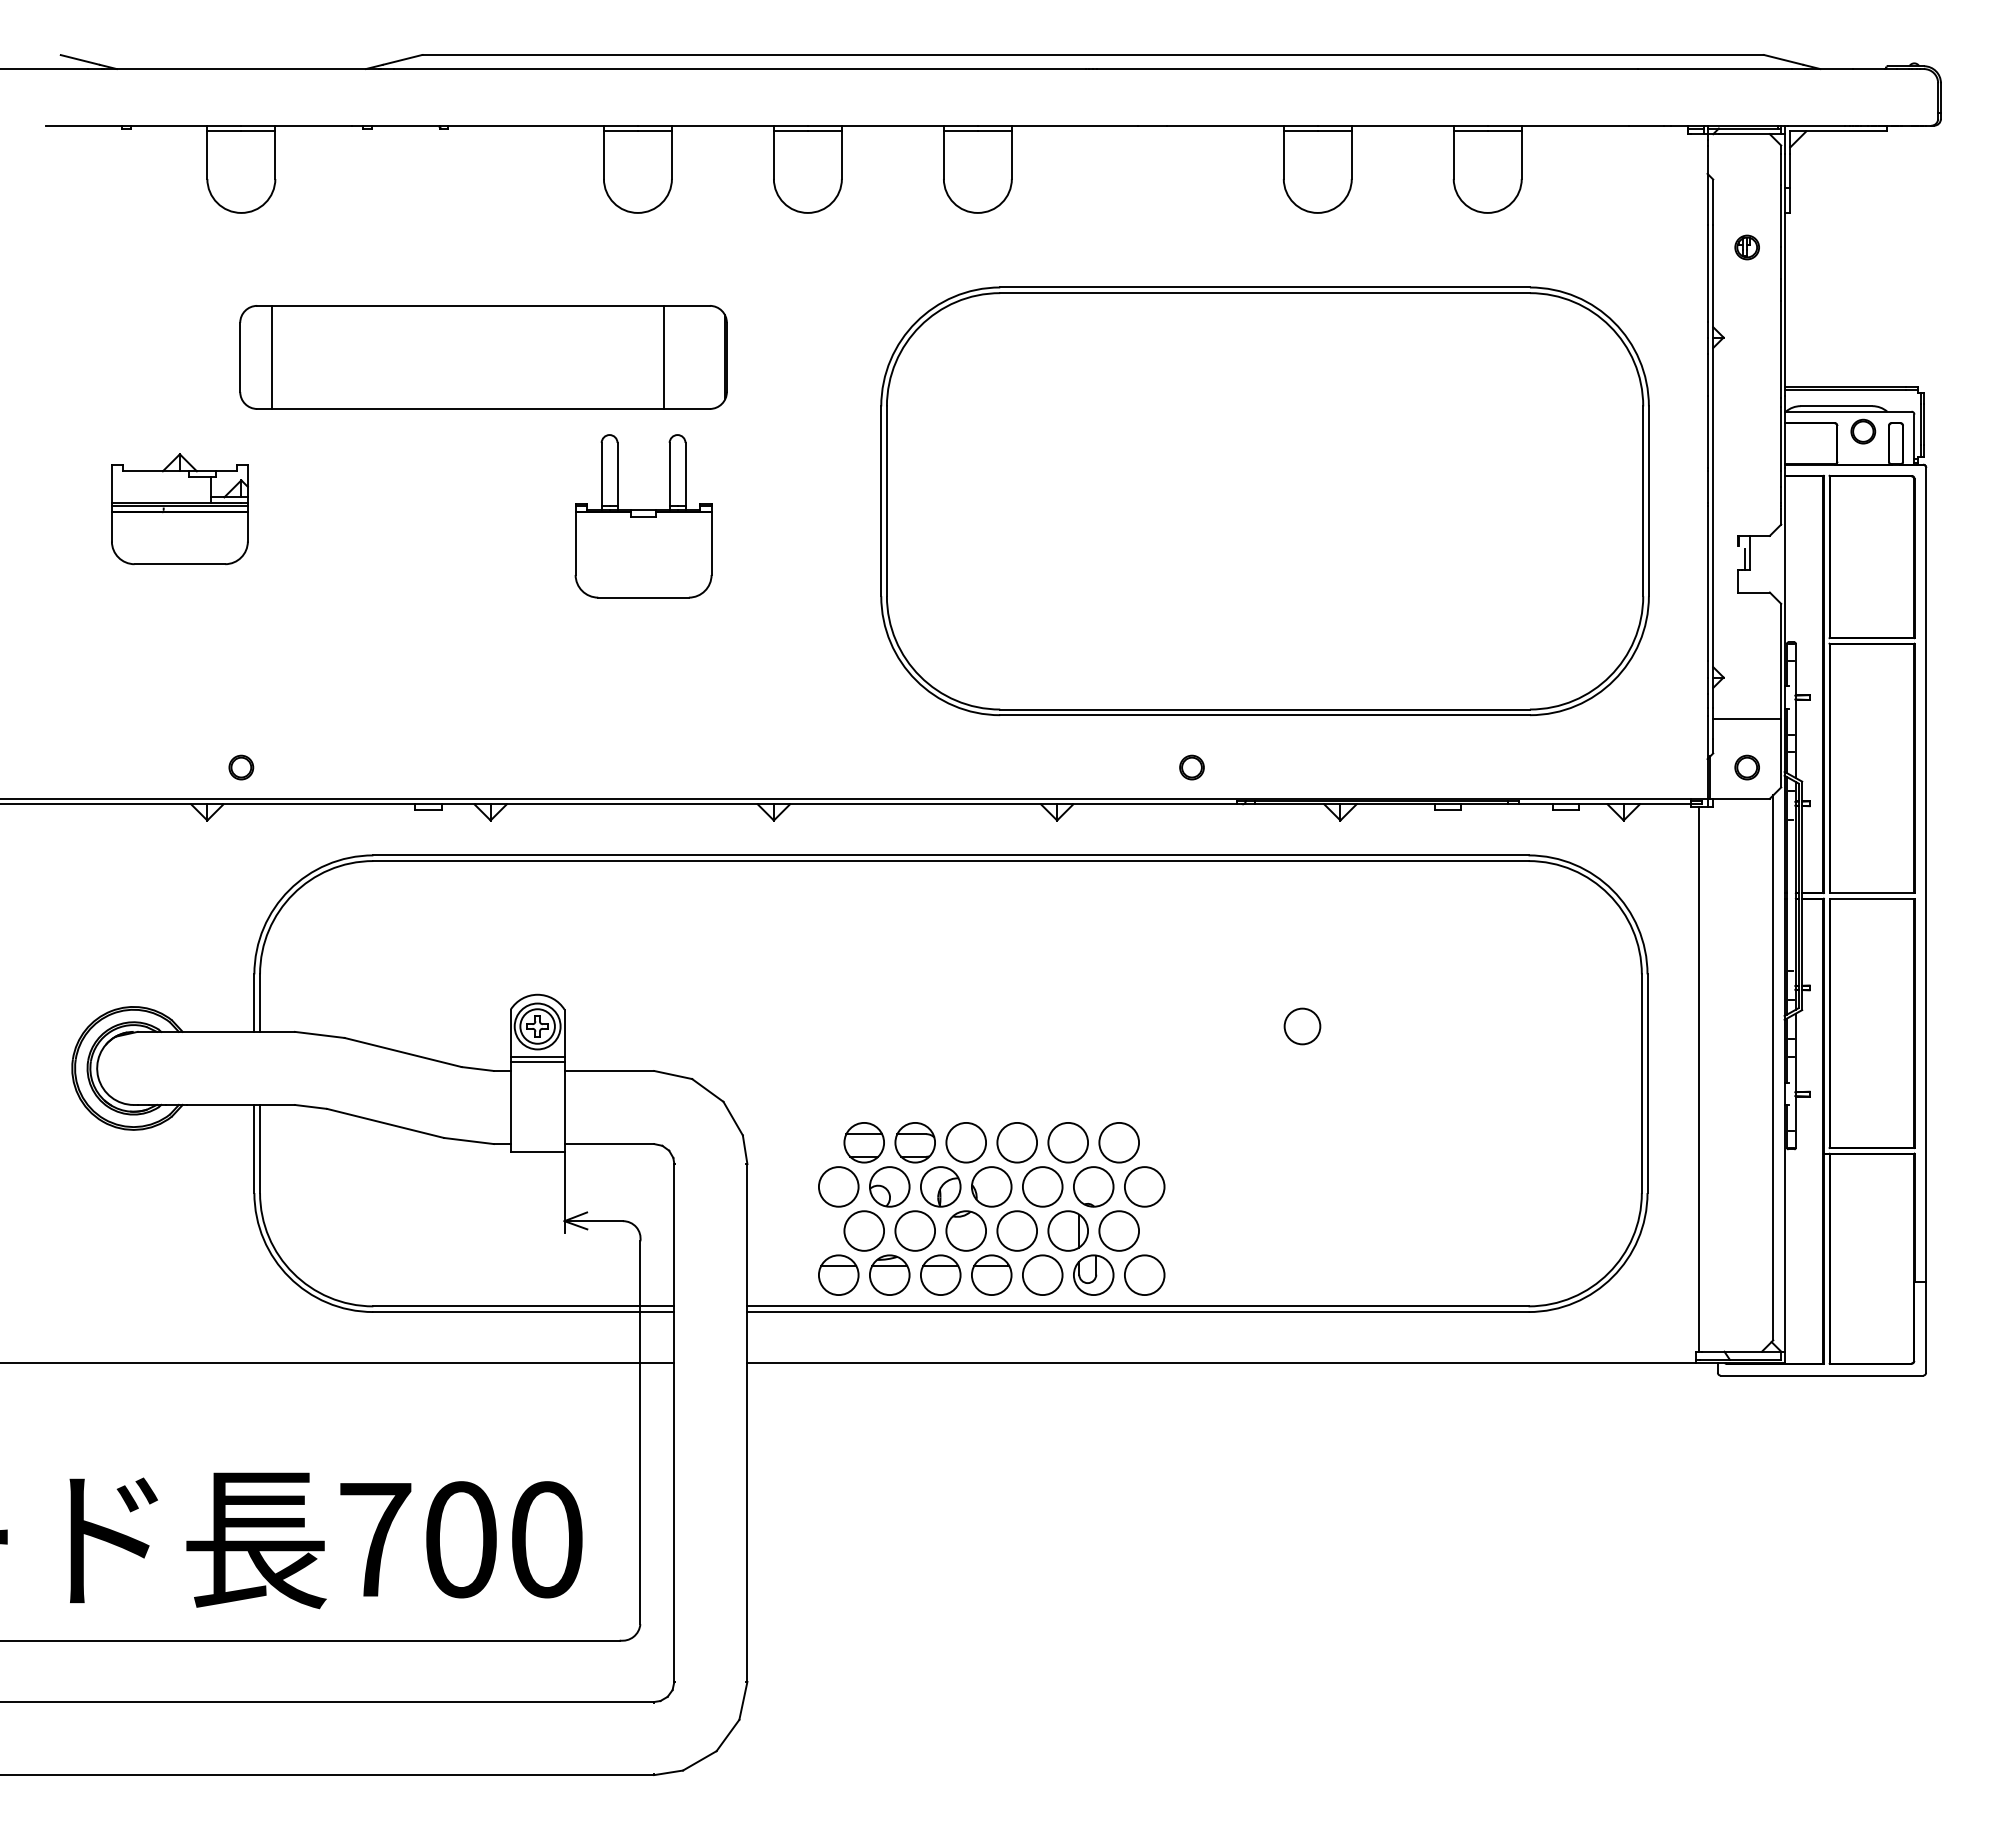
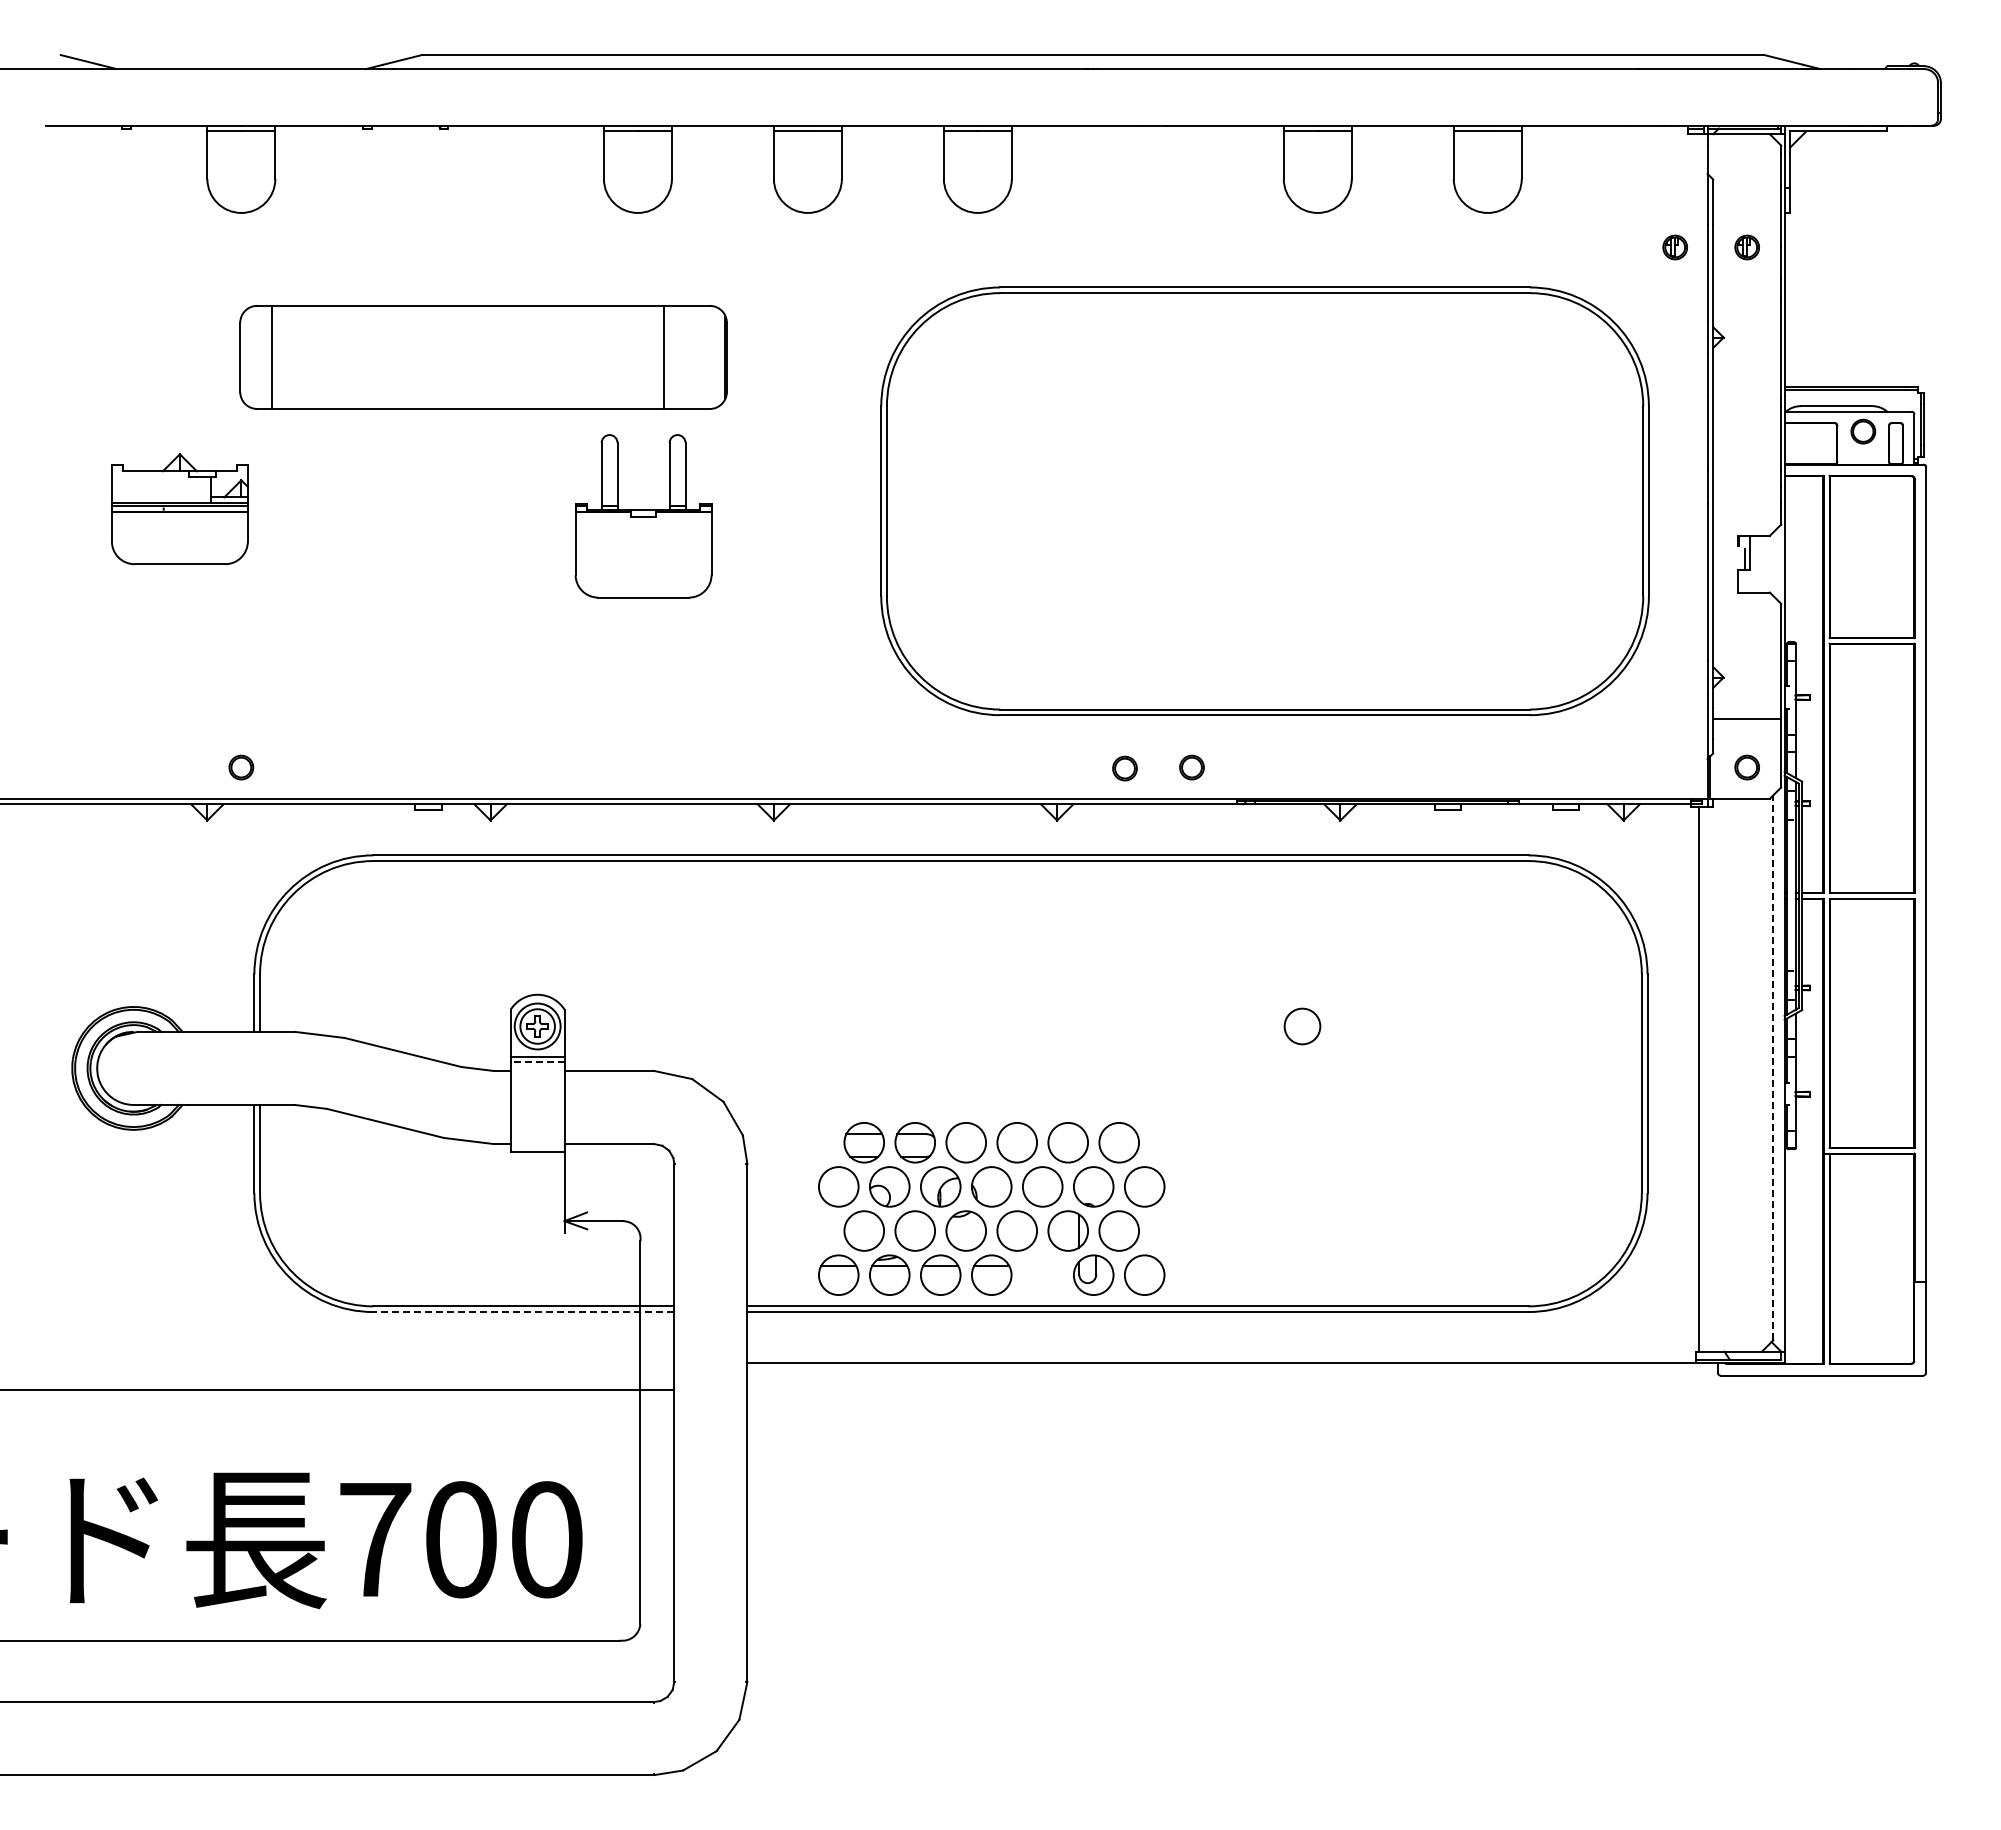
part: none -> present (1674, 247)
part: none -> present (1124, 768)
line: solid -> dashed (537, 1062)
line: solid -> dashed (1773, 1067)
circle: present -> none (1042, 1274)
line: solid -> dashed (523, 1312)
line position: (338, 1363) -> (338, 1390) (338, 1390)
